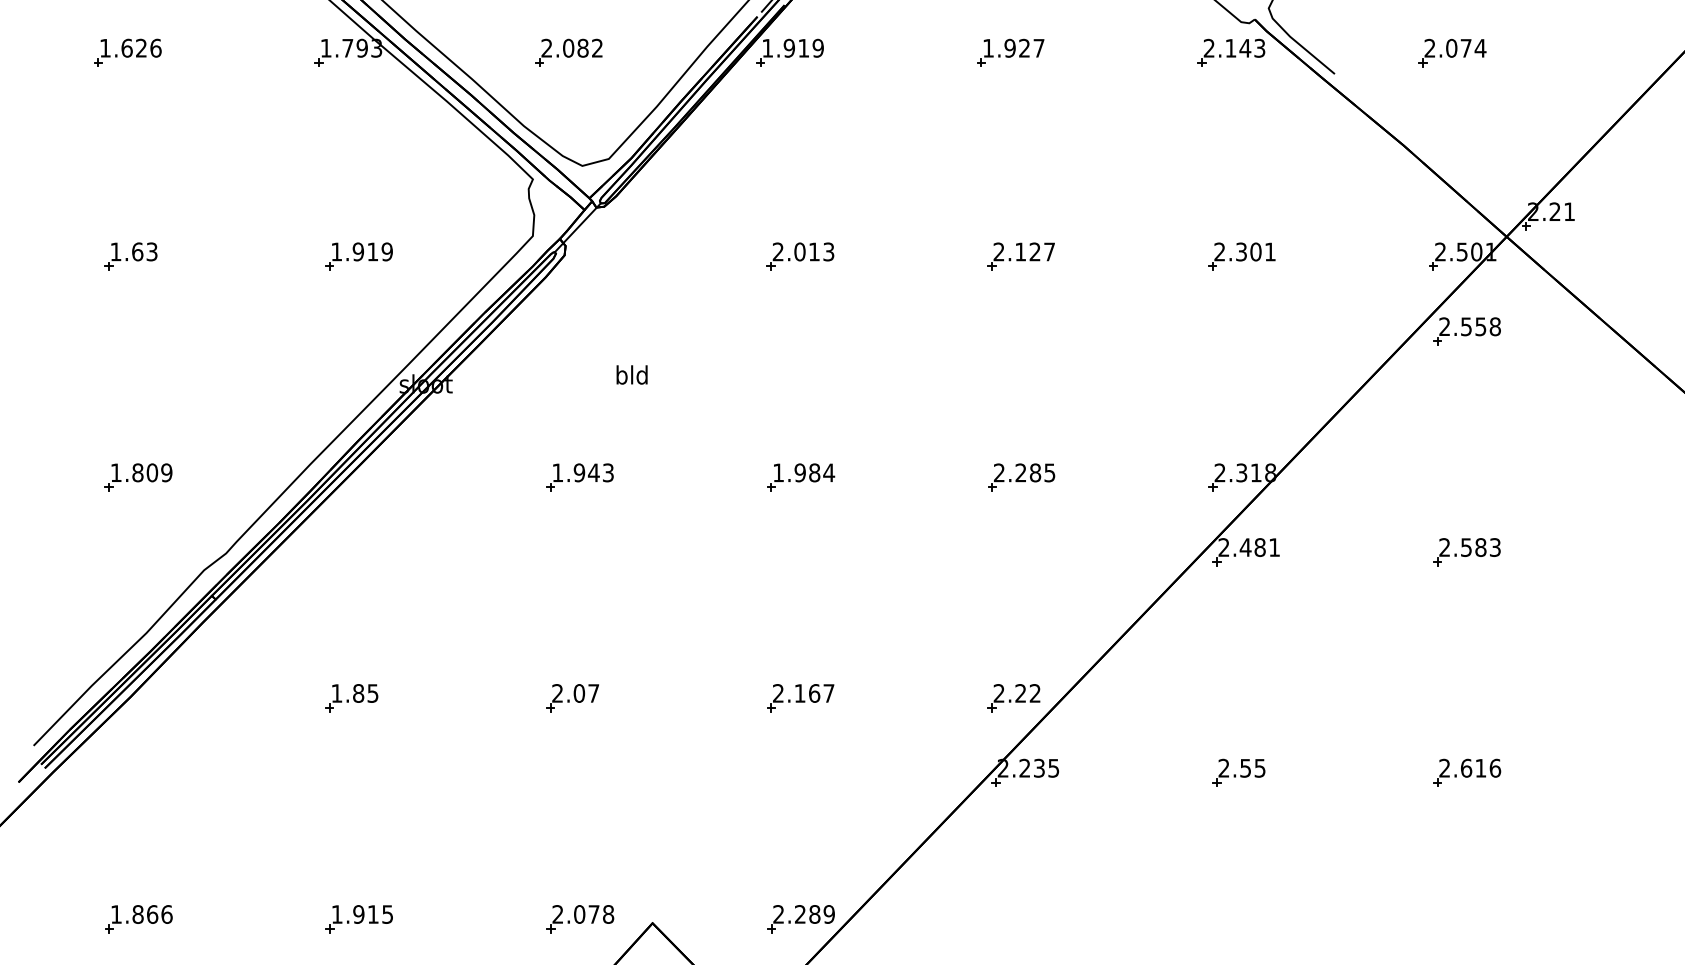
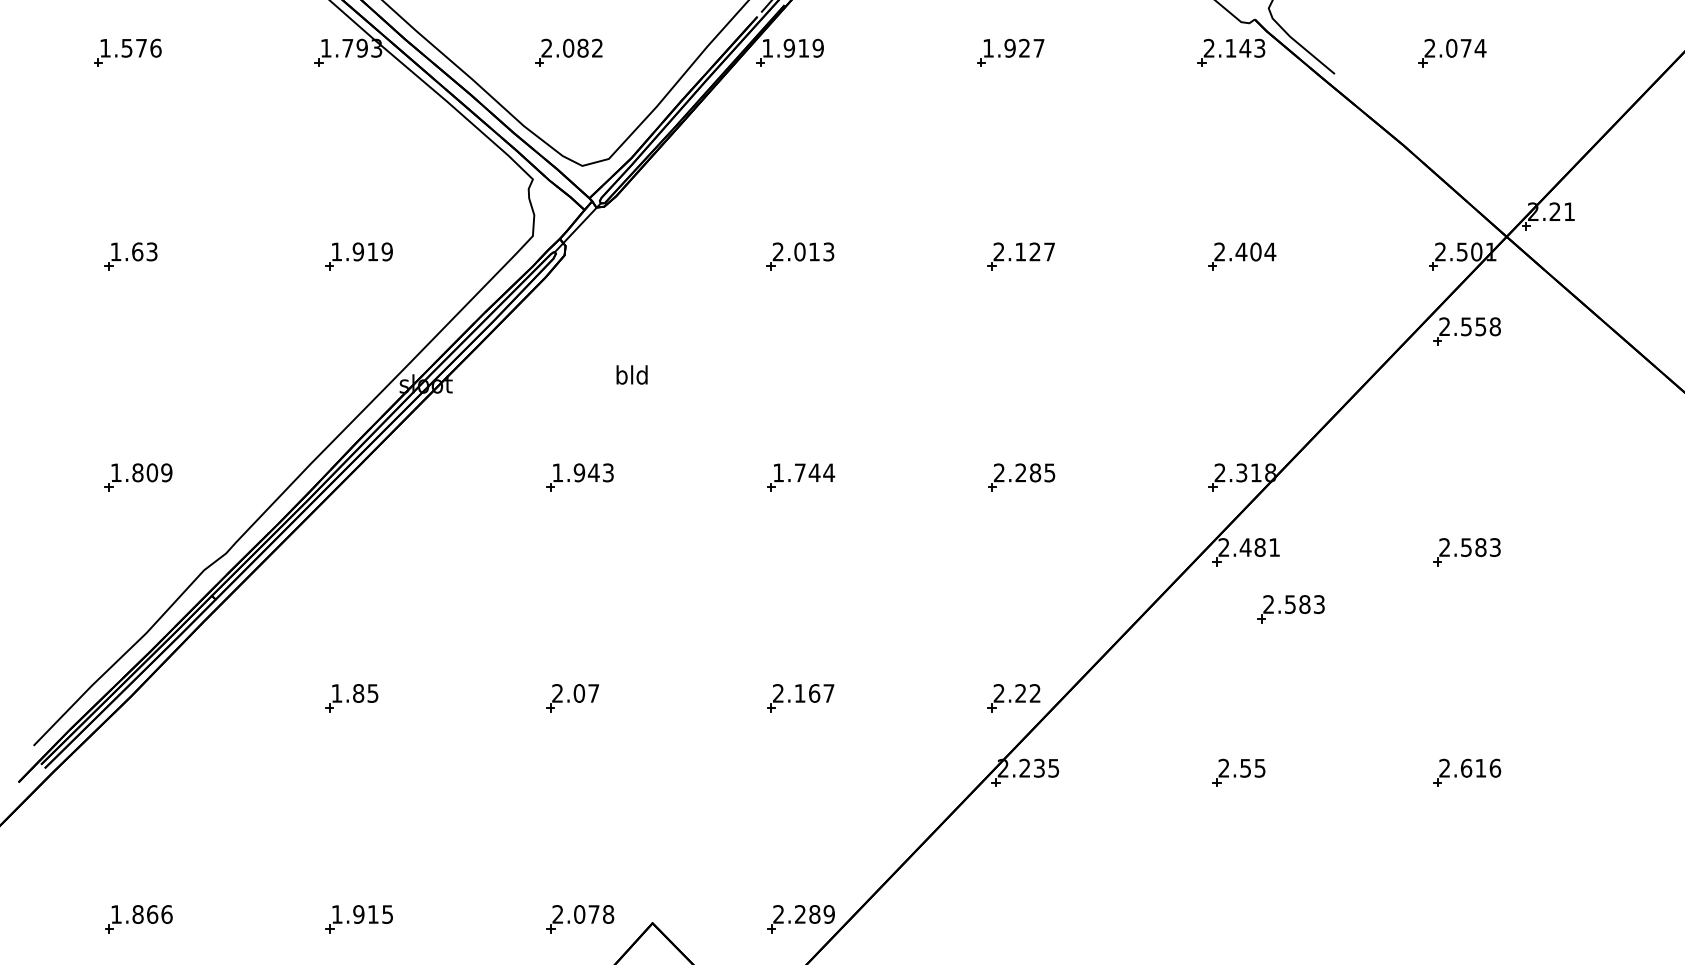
text: 1.626 -> 1.576 (133, 47)
text: 2.301 -> 2.404 (1255, 251)
text: 1.984 -> 1.744 (807, 472)
part: none -> present (1290, 609)
